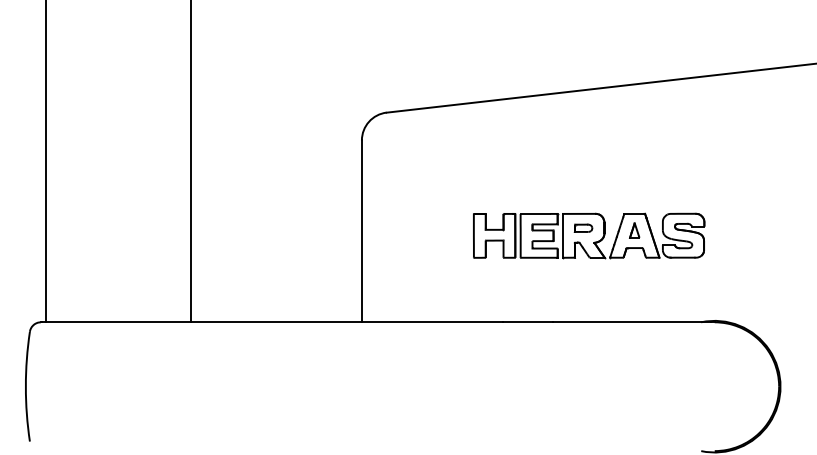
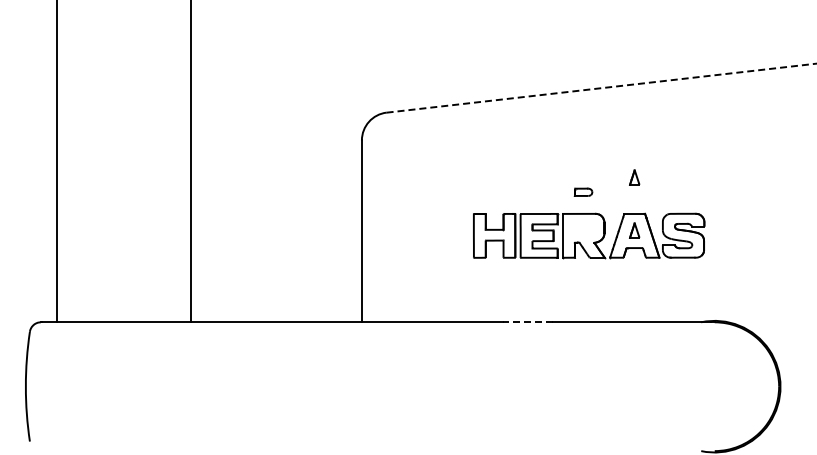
line: solid -> dashed (601, 88)
line position: (45, 162) -> (56, 162) (56, 162)
part: none -> present (634, 177)
part position: (583, 227) -> (583, 191) (583, 191)
line: solid -> dashed (528, 322)
